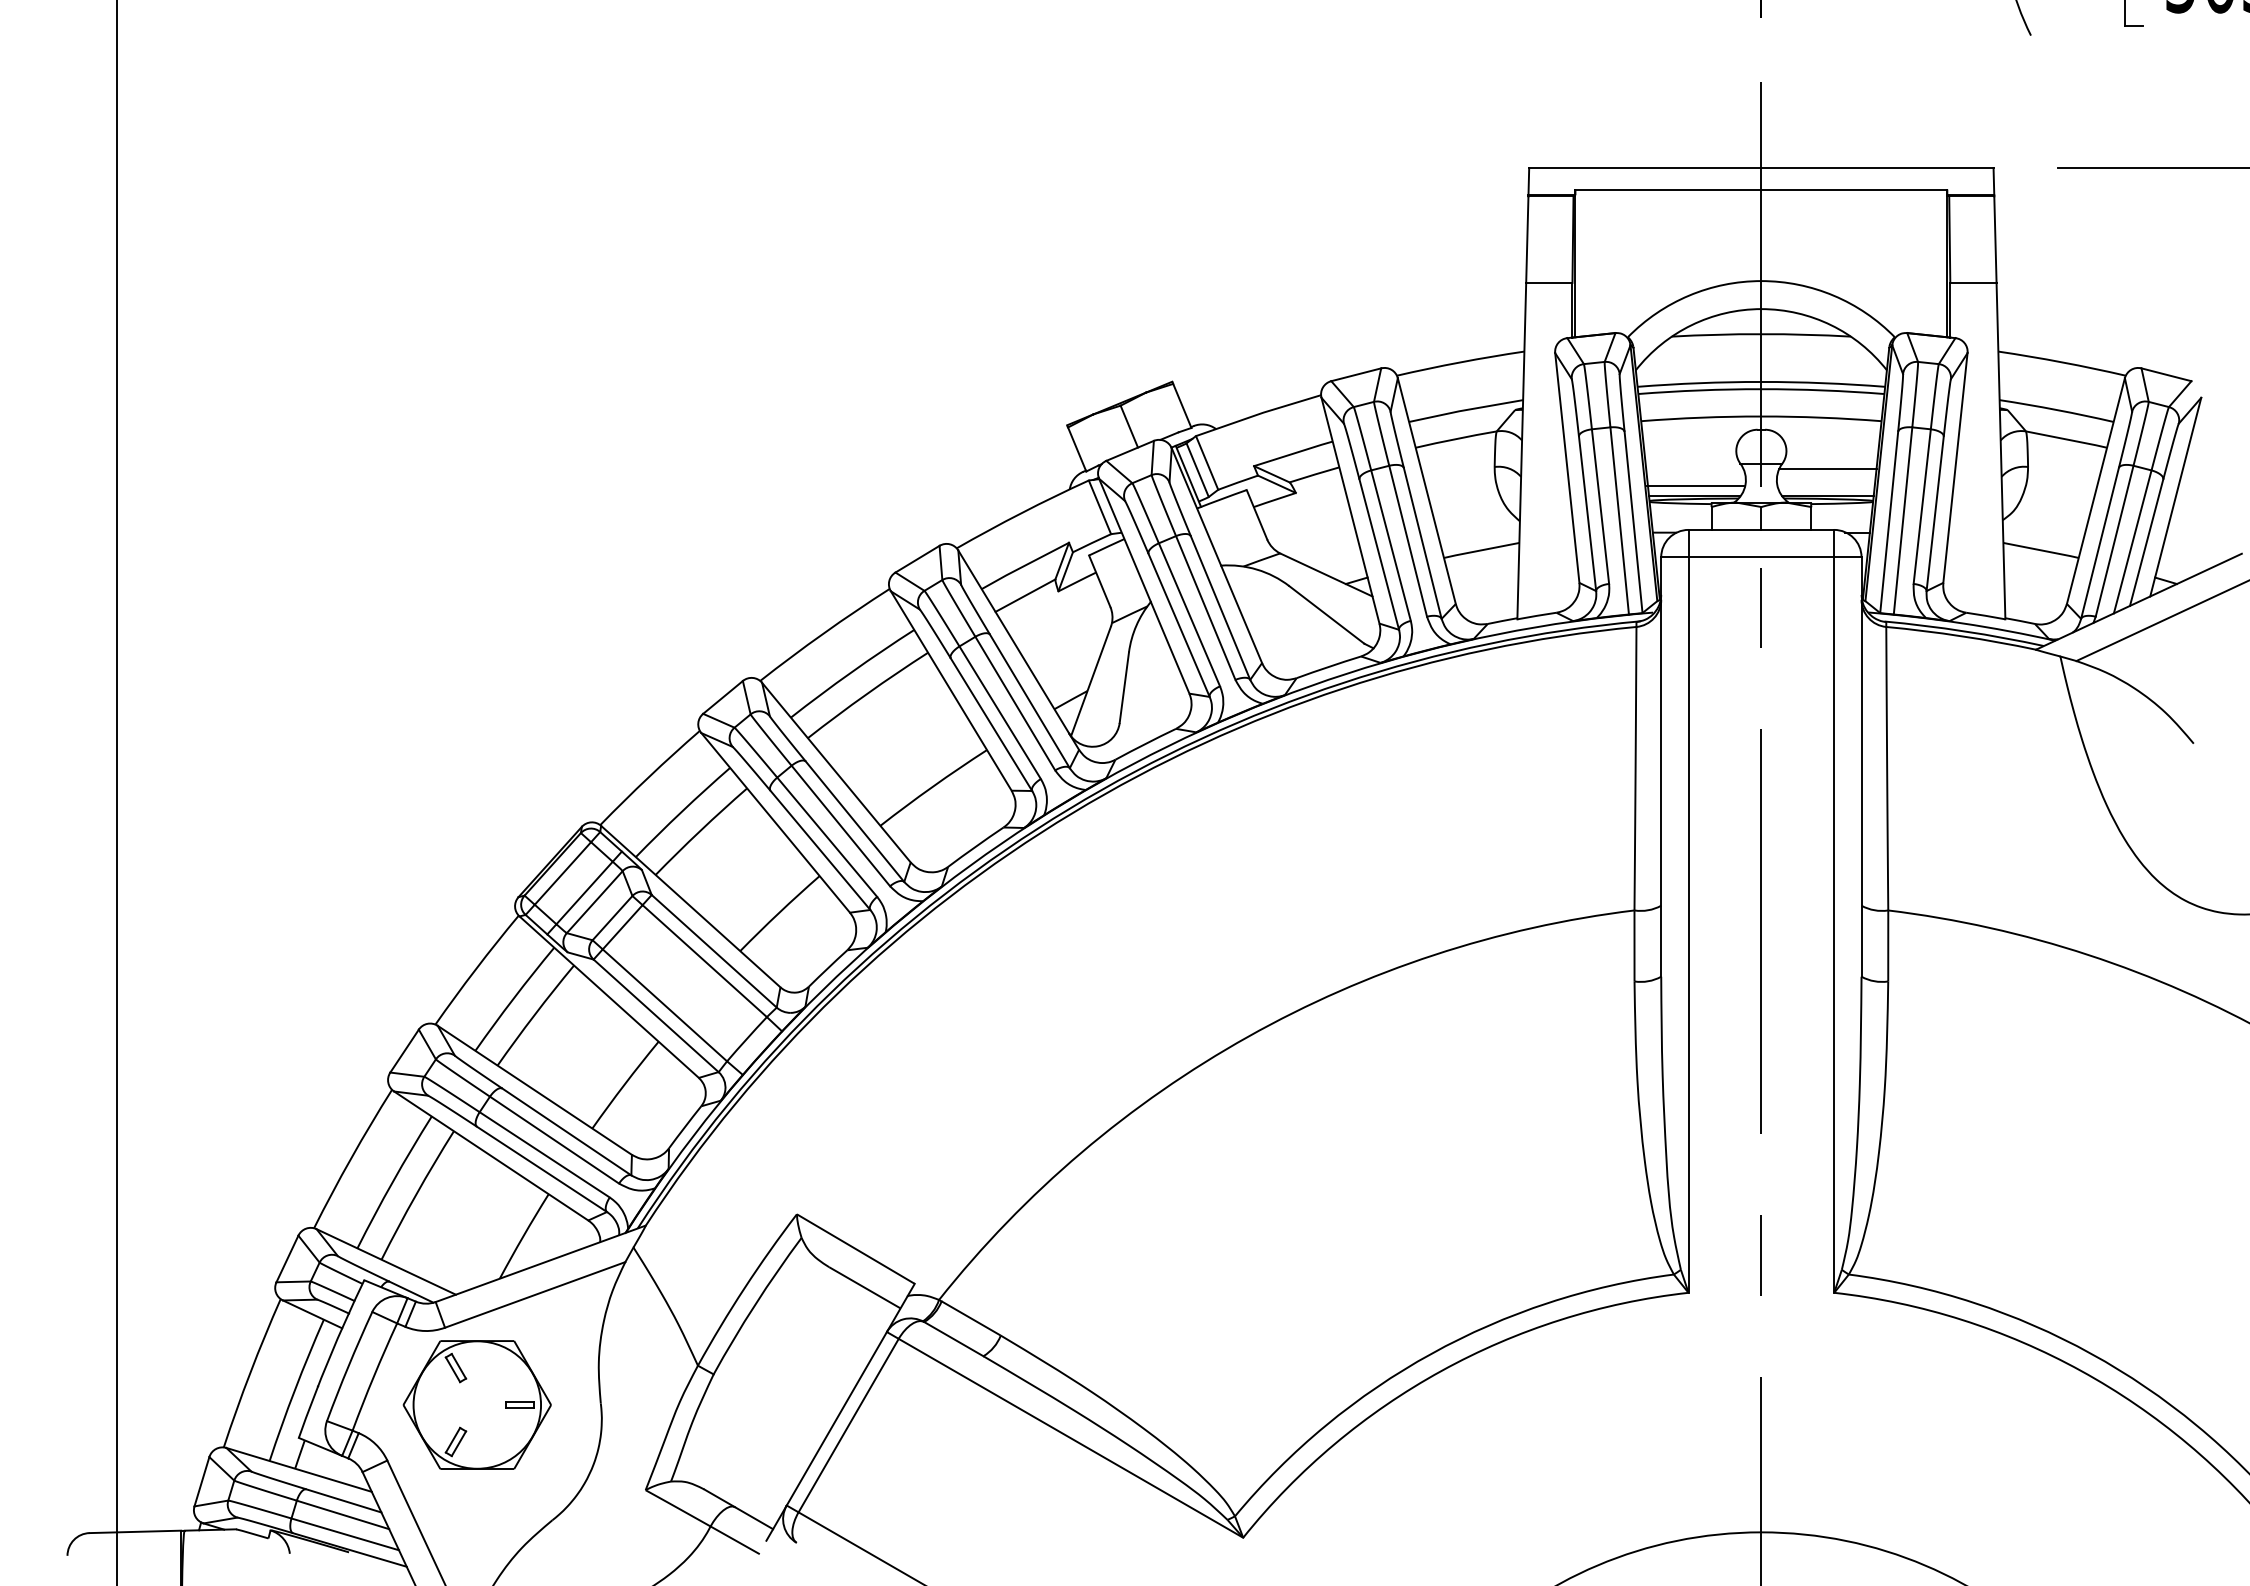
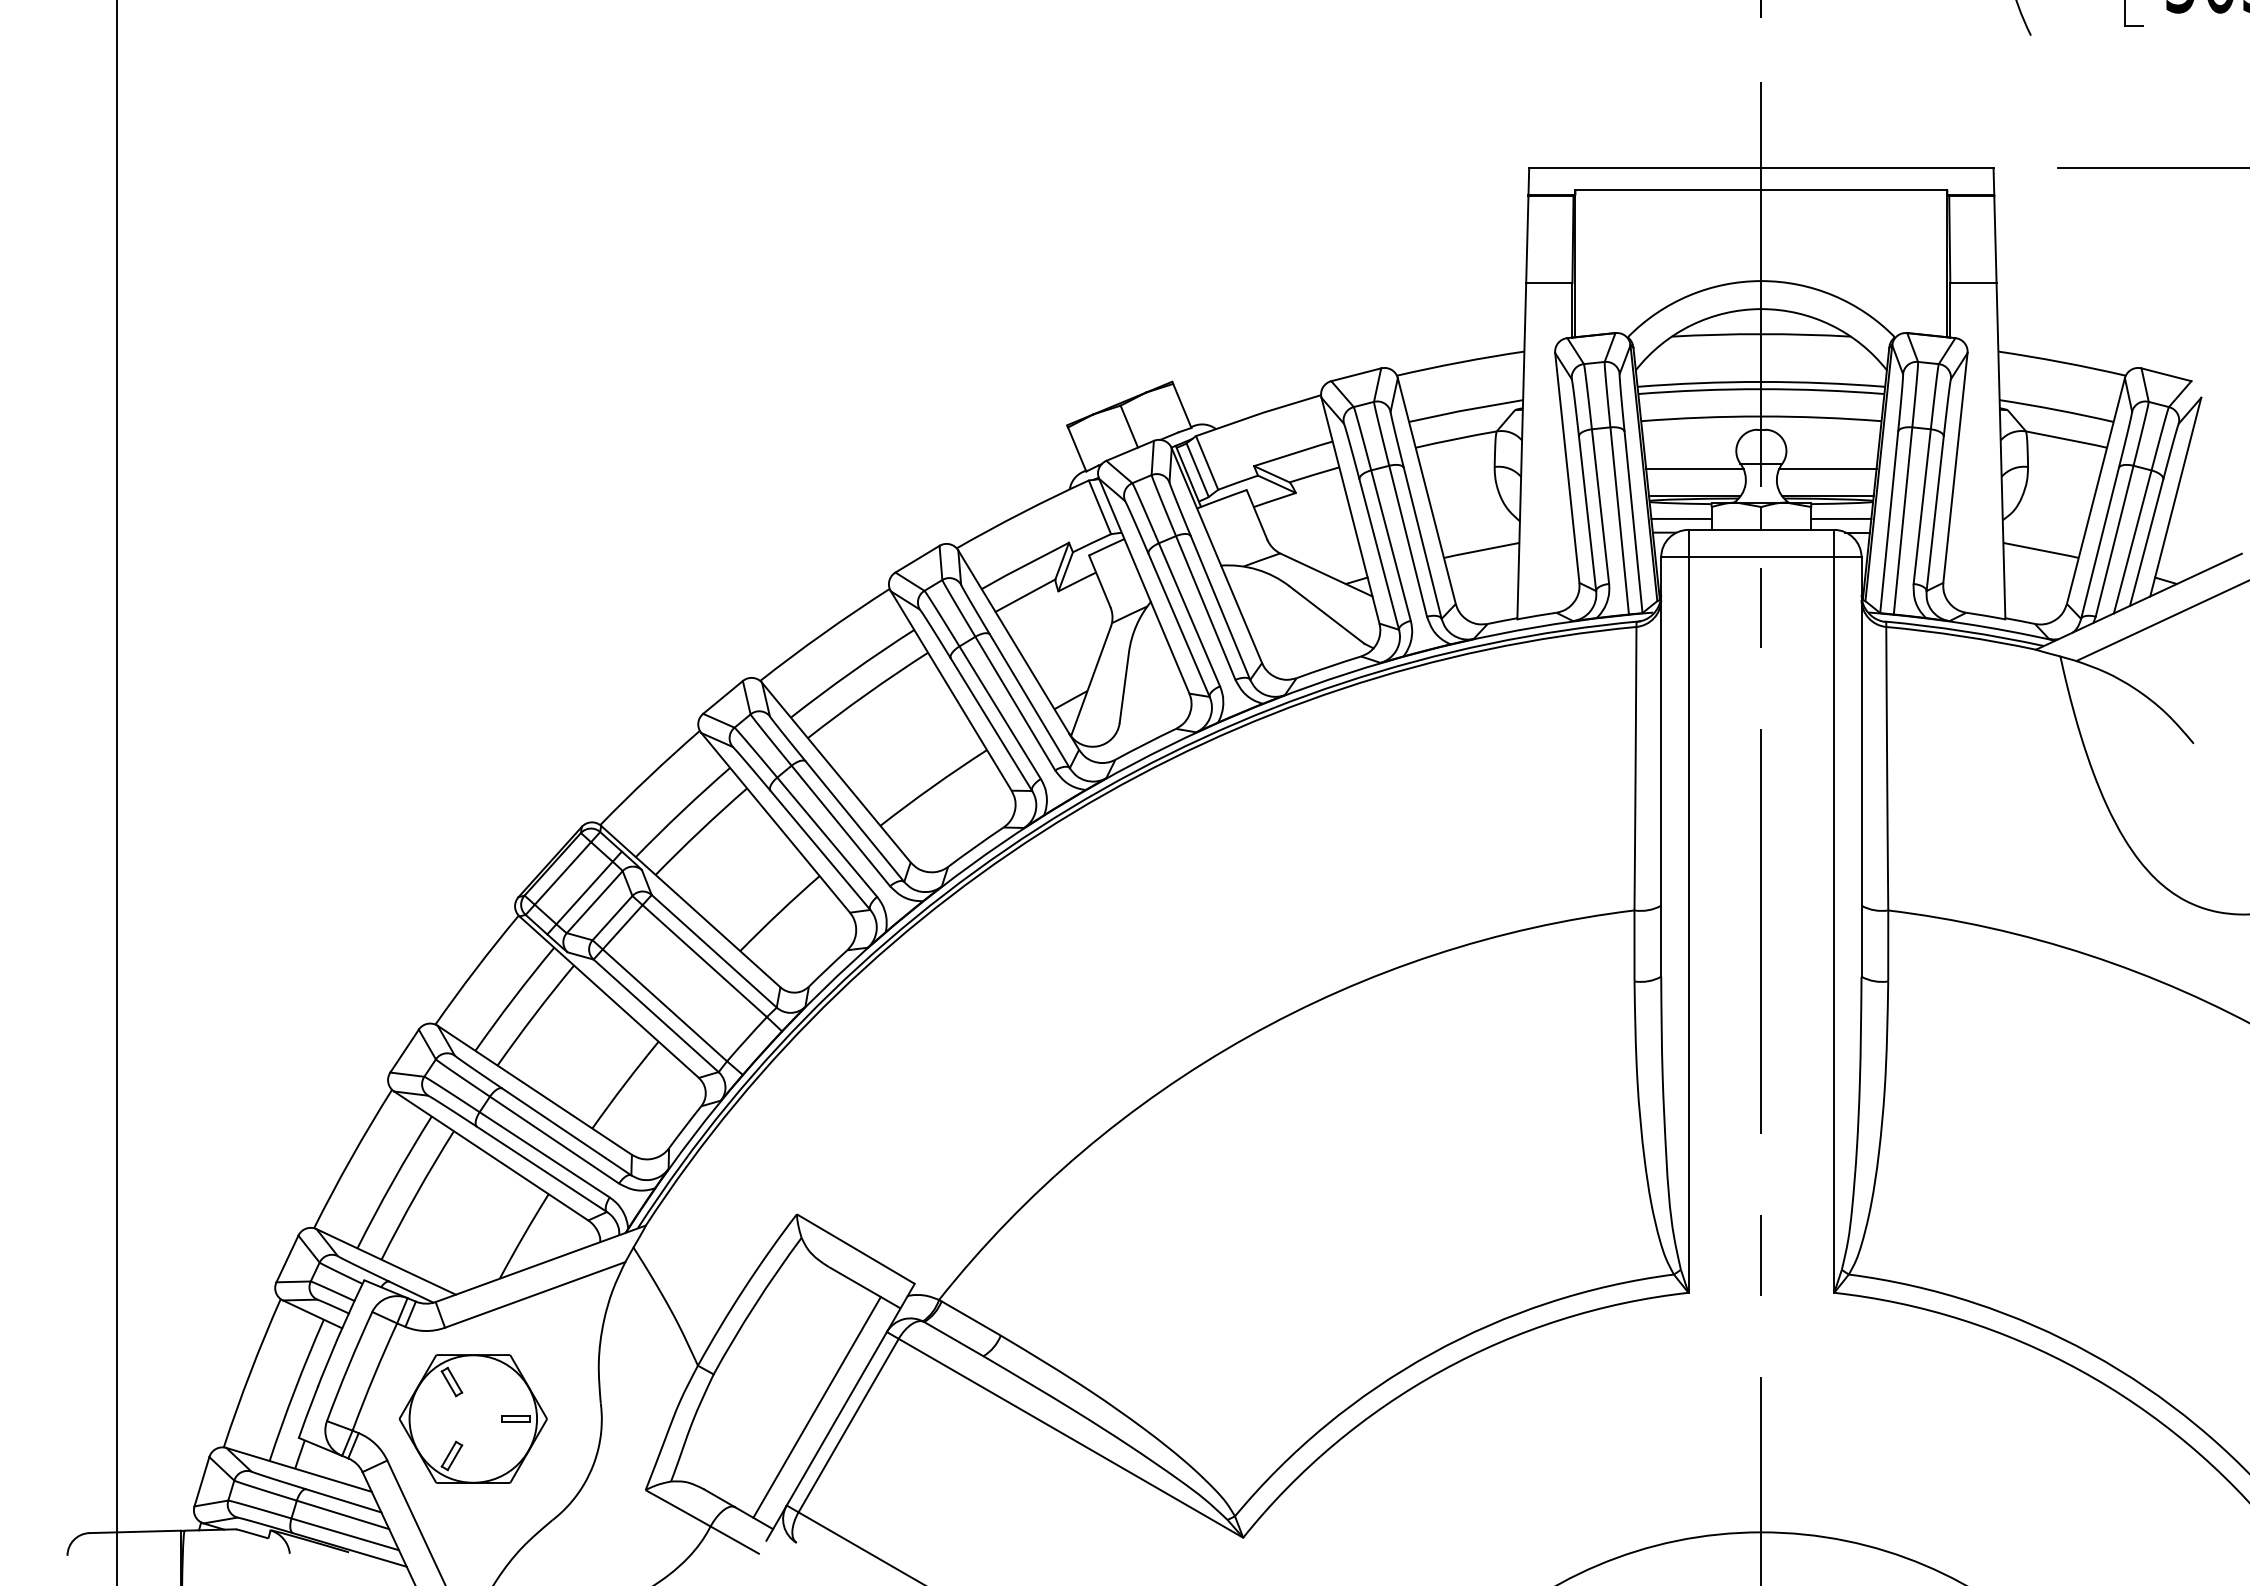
line position: (1694, 486) -> (1694, 469) (1694, 469)
line: none -> present (1681, 518)
line: none -> present (1841, 518)
part position: (476, 1404) -> (472, 1418) (472, 1418)
line: none -> present (816, 1407)
